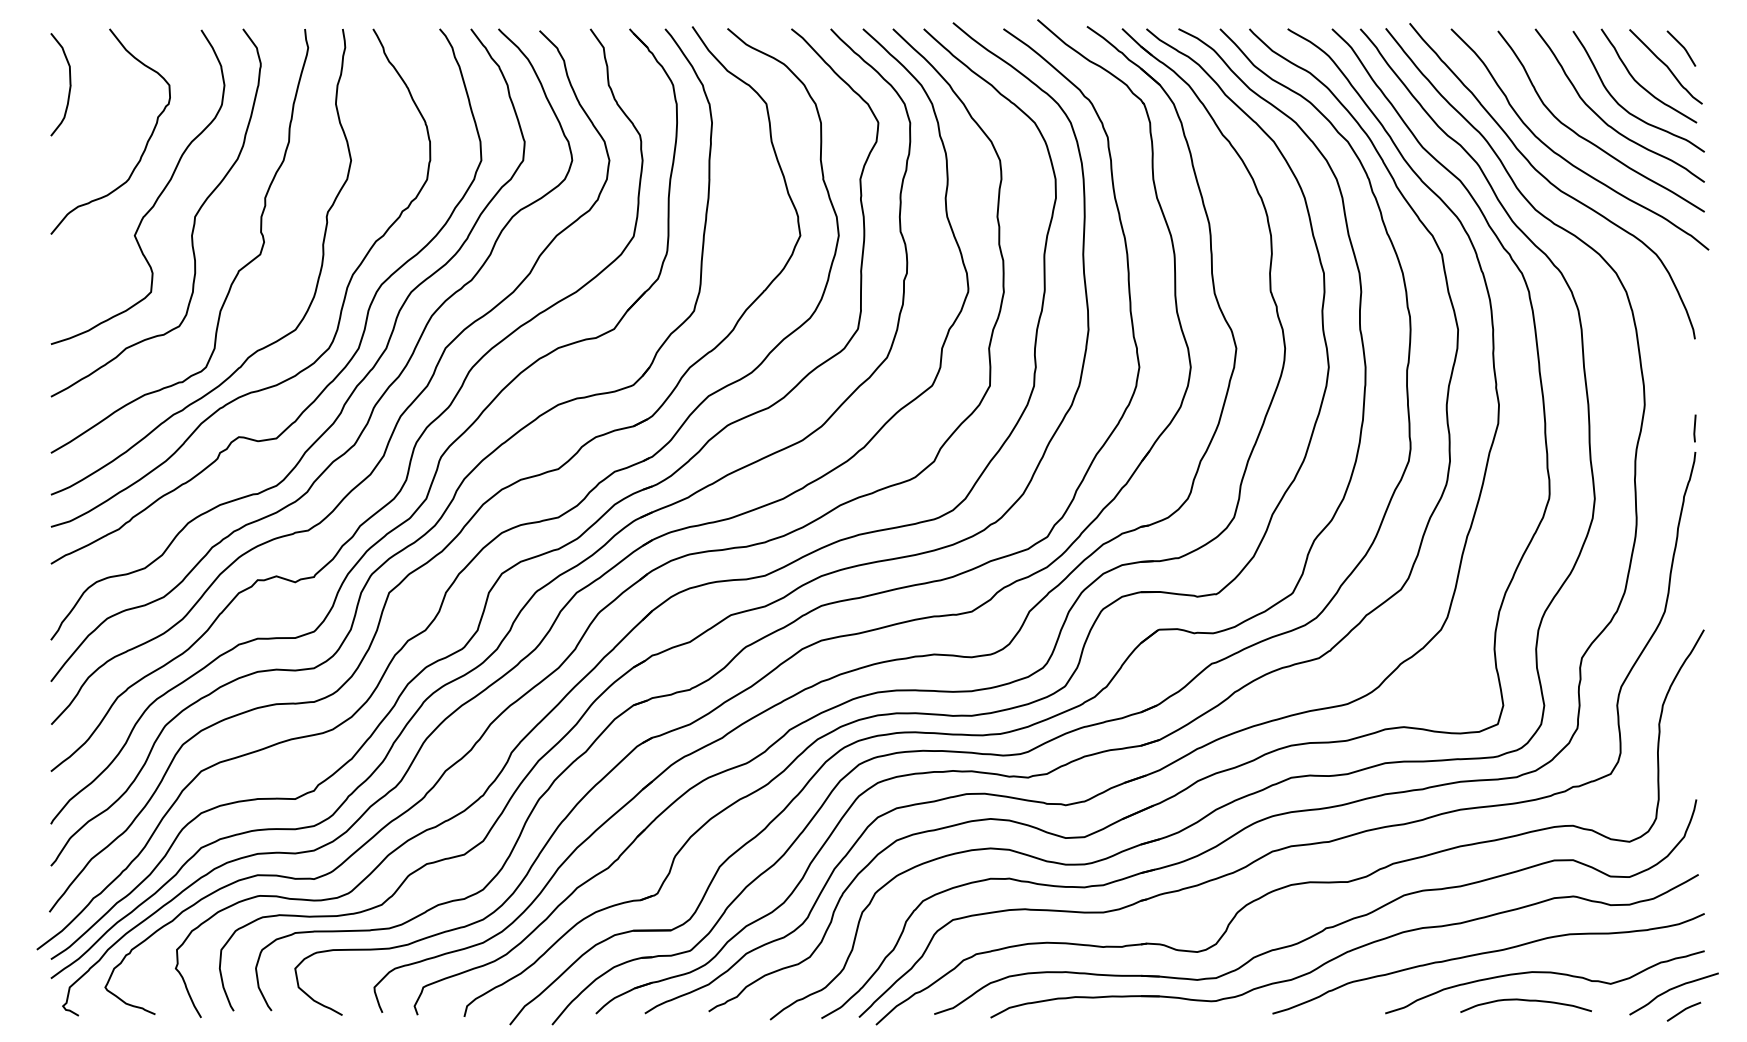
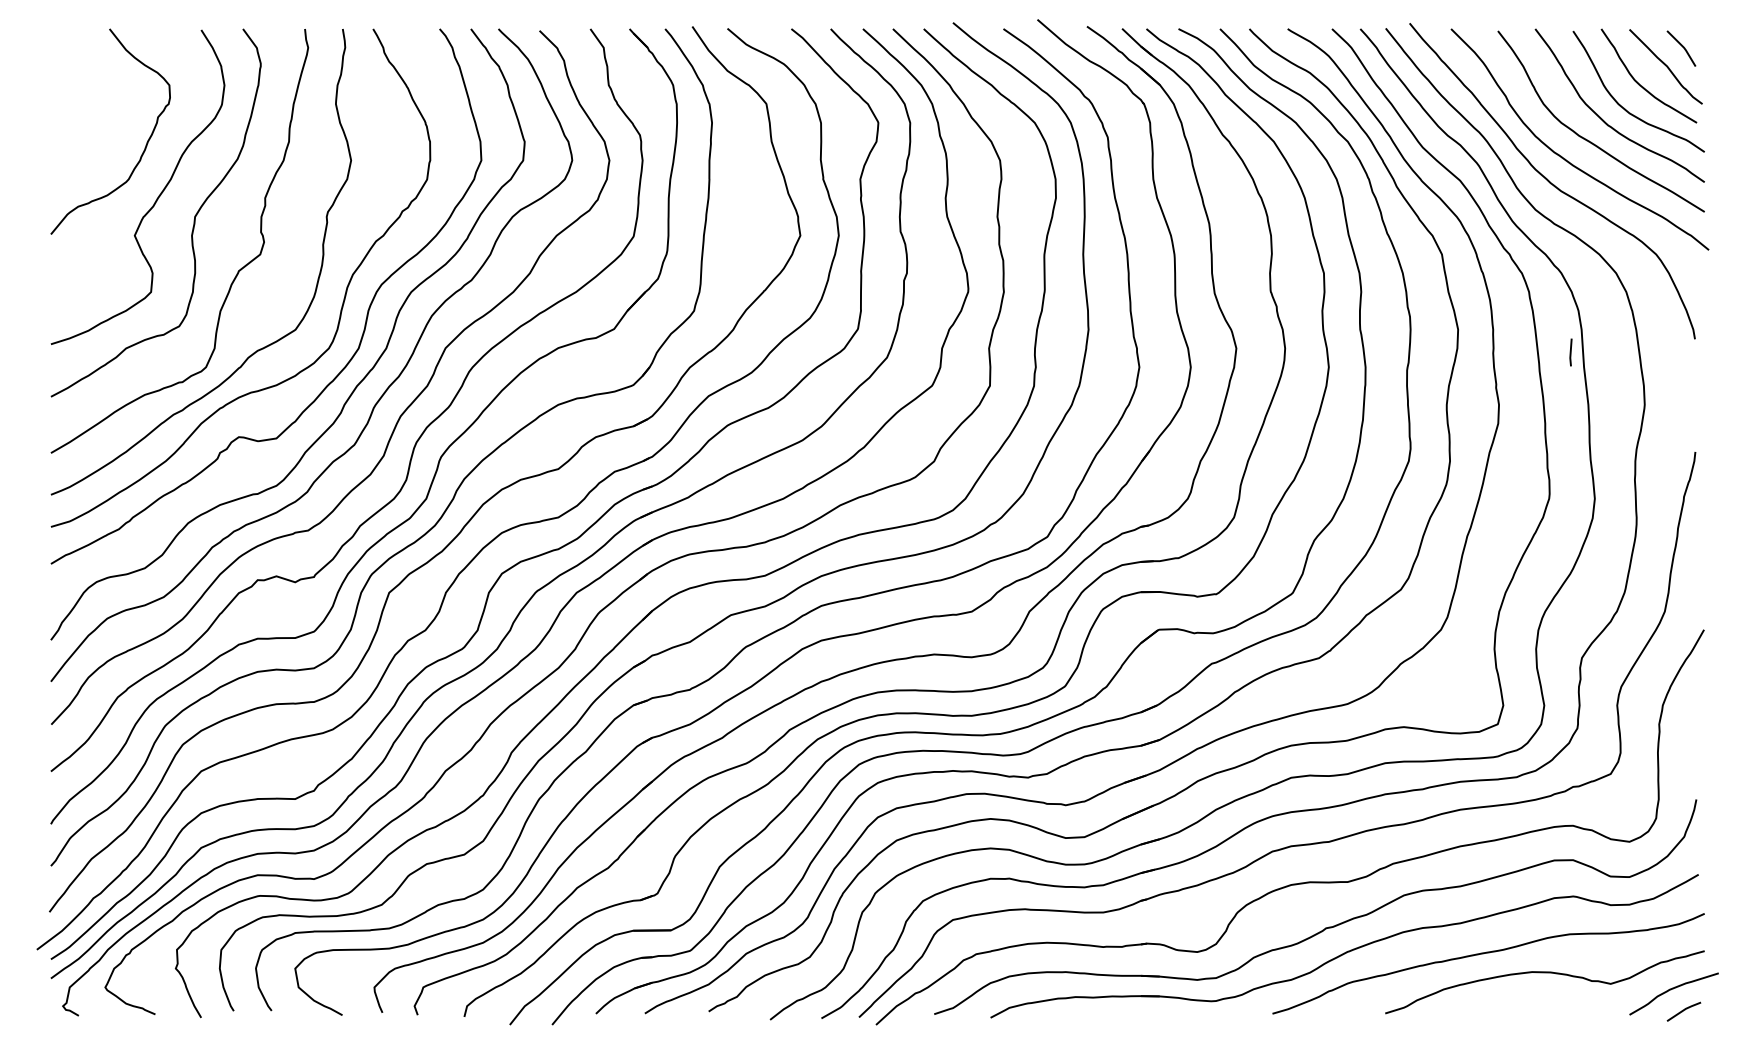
curve: present -> none (69, 84)
line position: (1694, 428) -> (1570, 352) (1570, 352)
curve: present -> none (1525, 1001)
